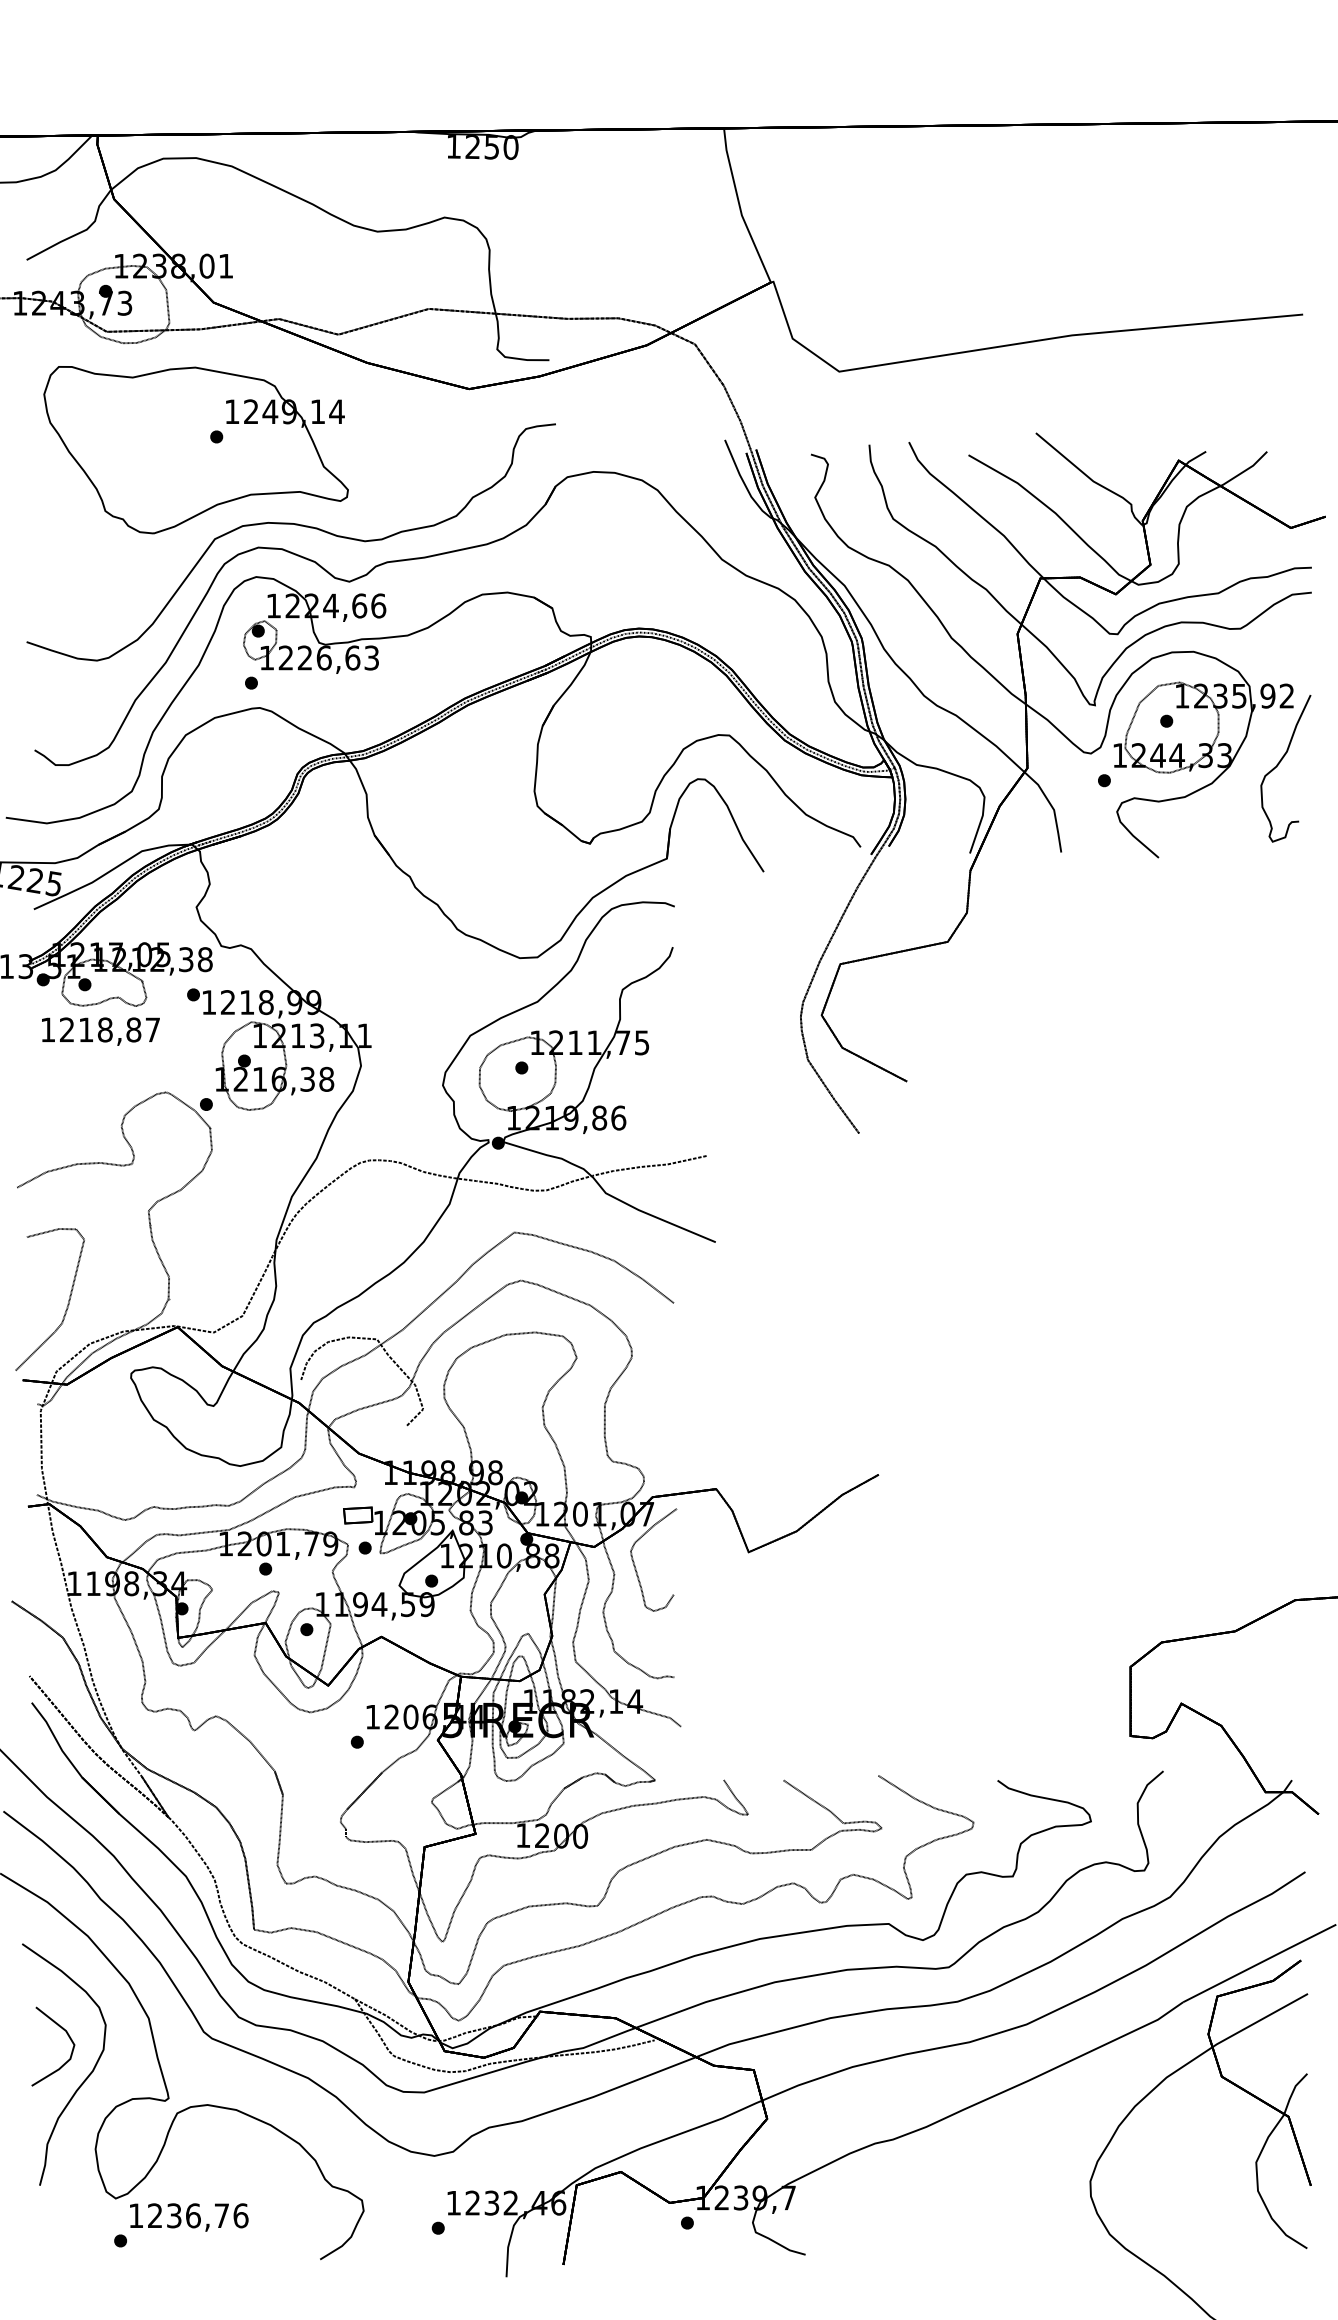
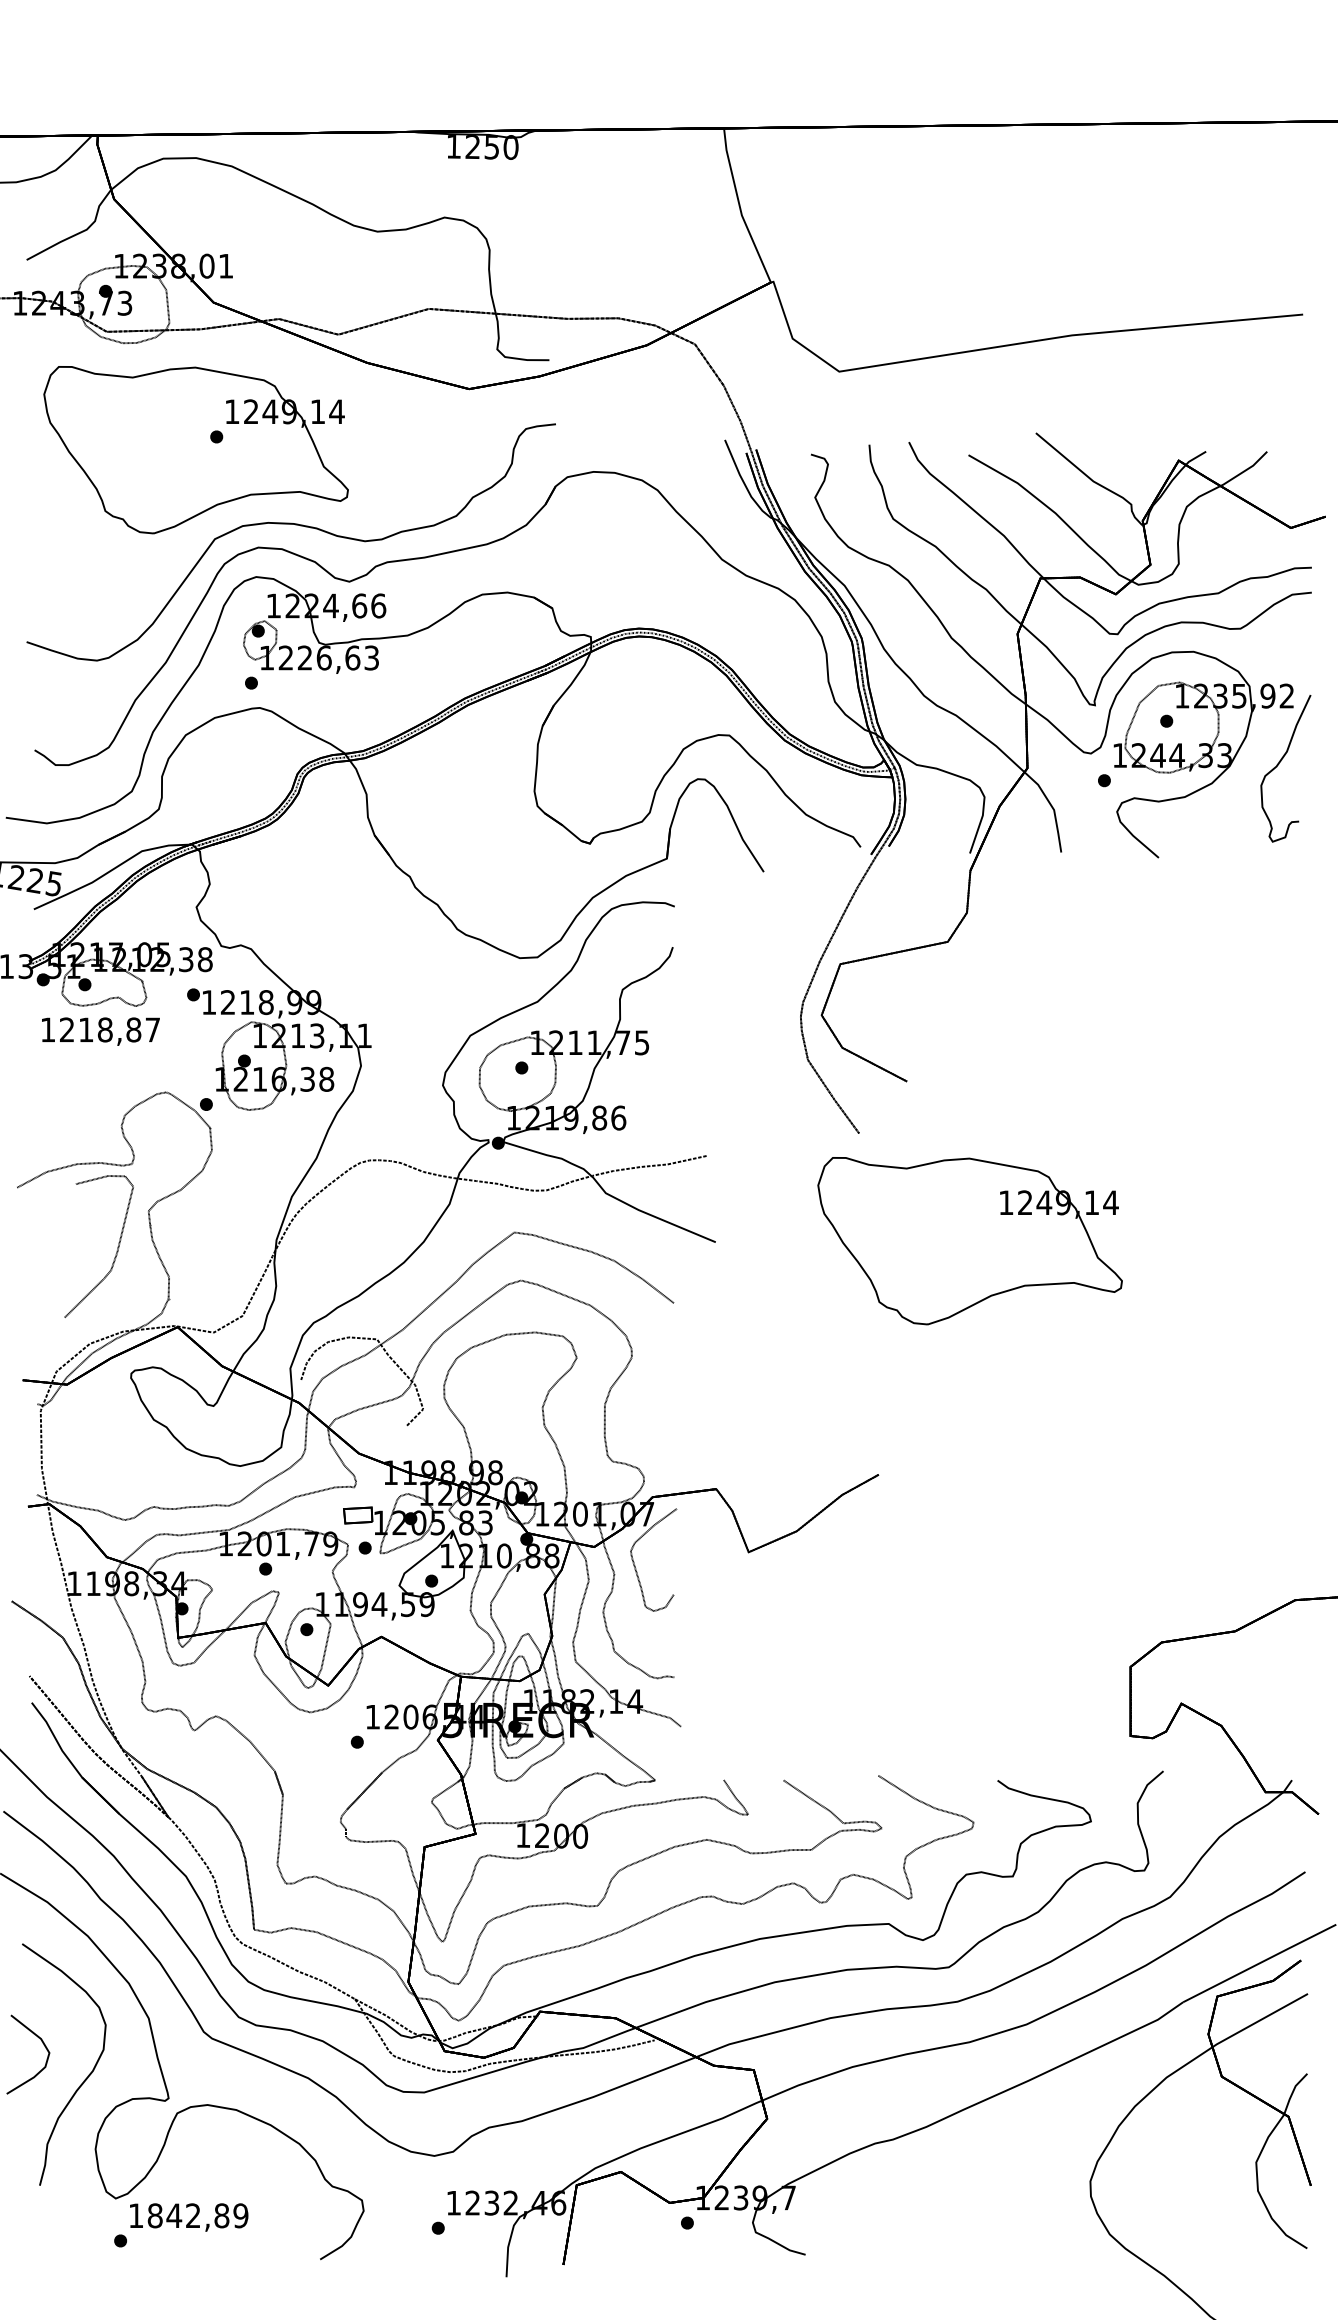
part: none -> present (969, 1241)
curve position: (67, 1303) -> (116, 1250) (116, 1250)
curve position: (68, 2037) -> (43, 2045) (43, 2045)
text: 1236,76 -> 1842,89 (197, 2215)
